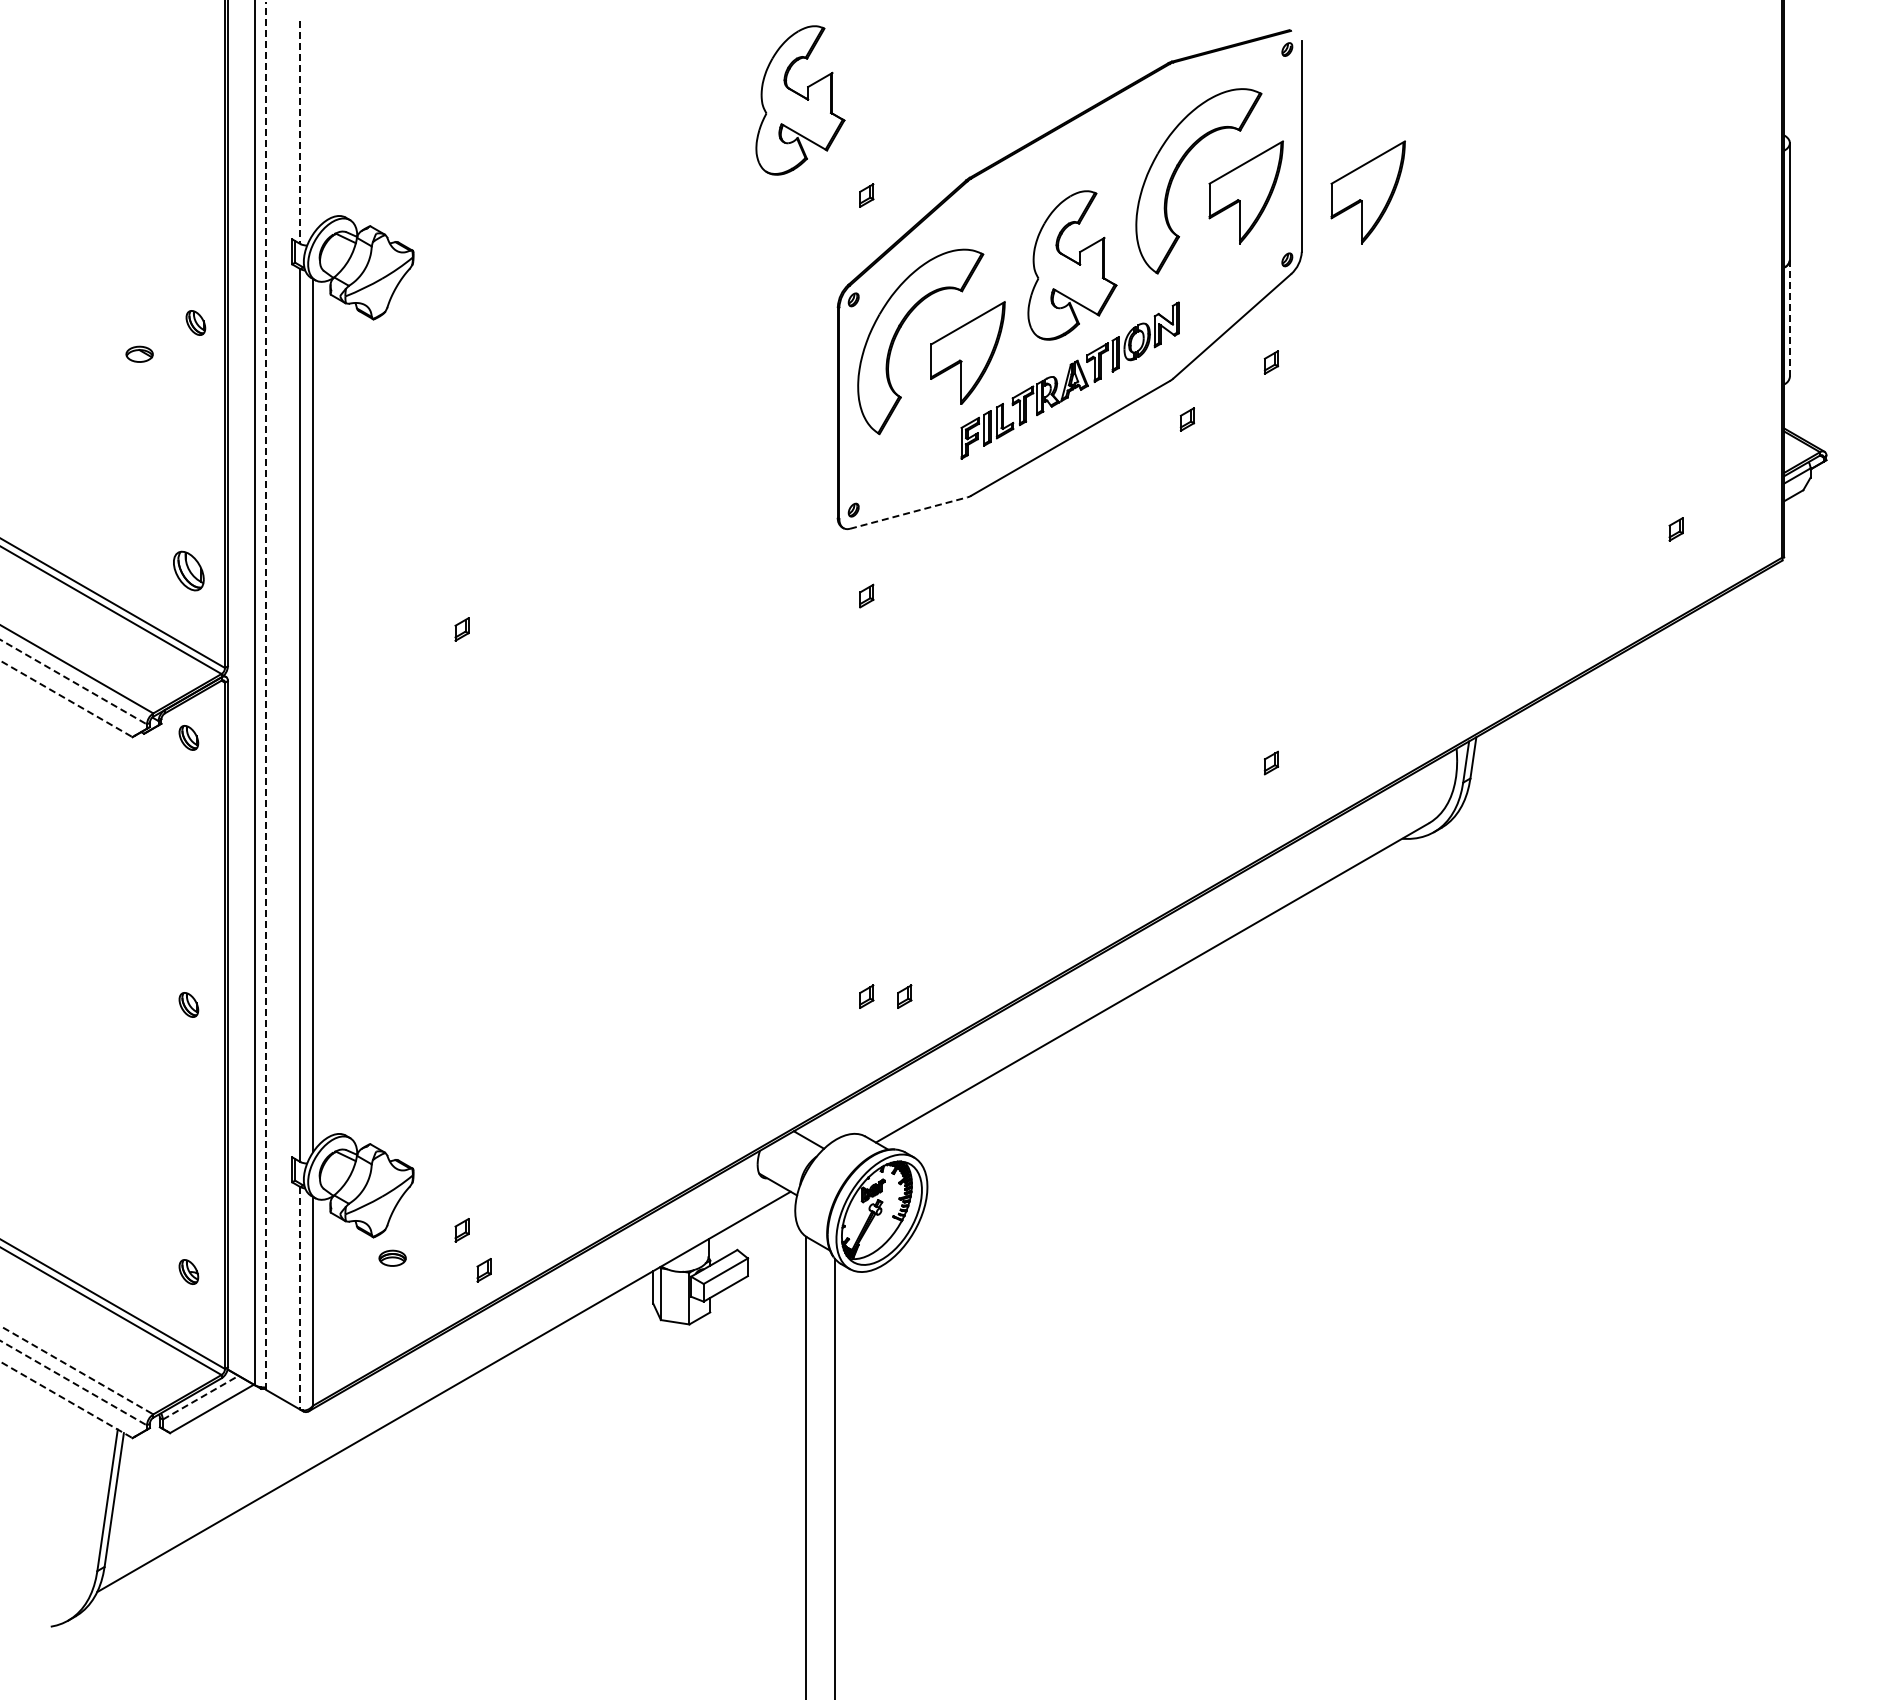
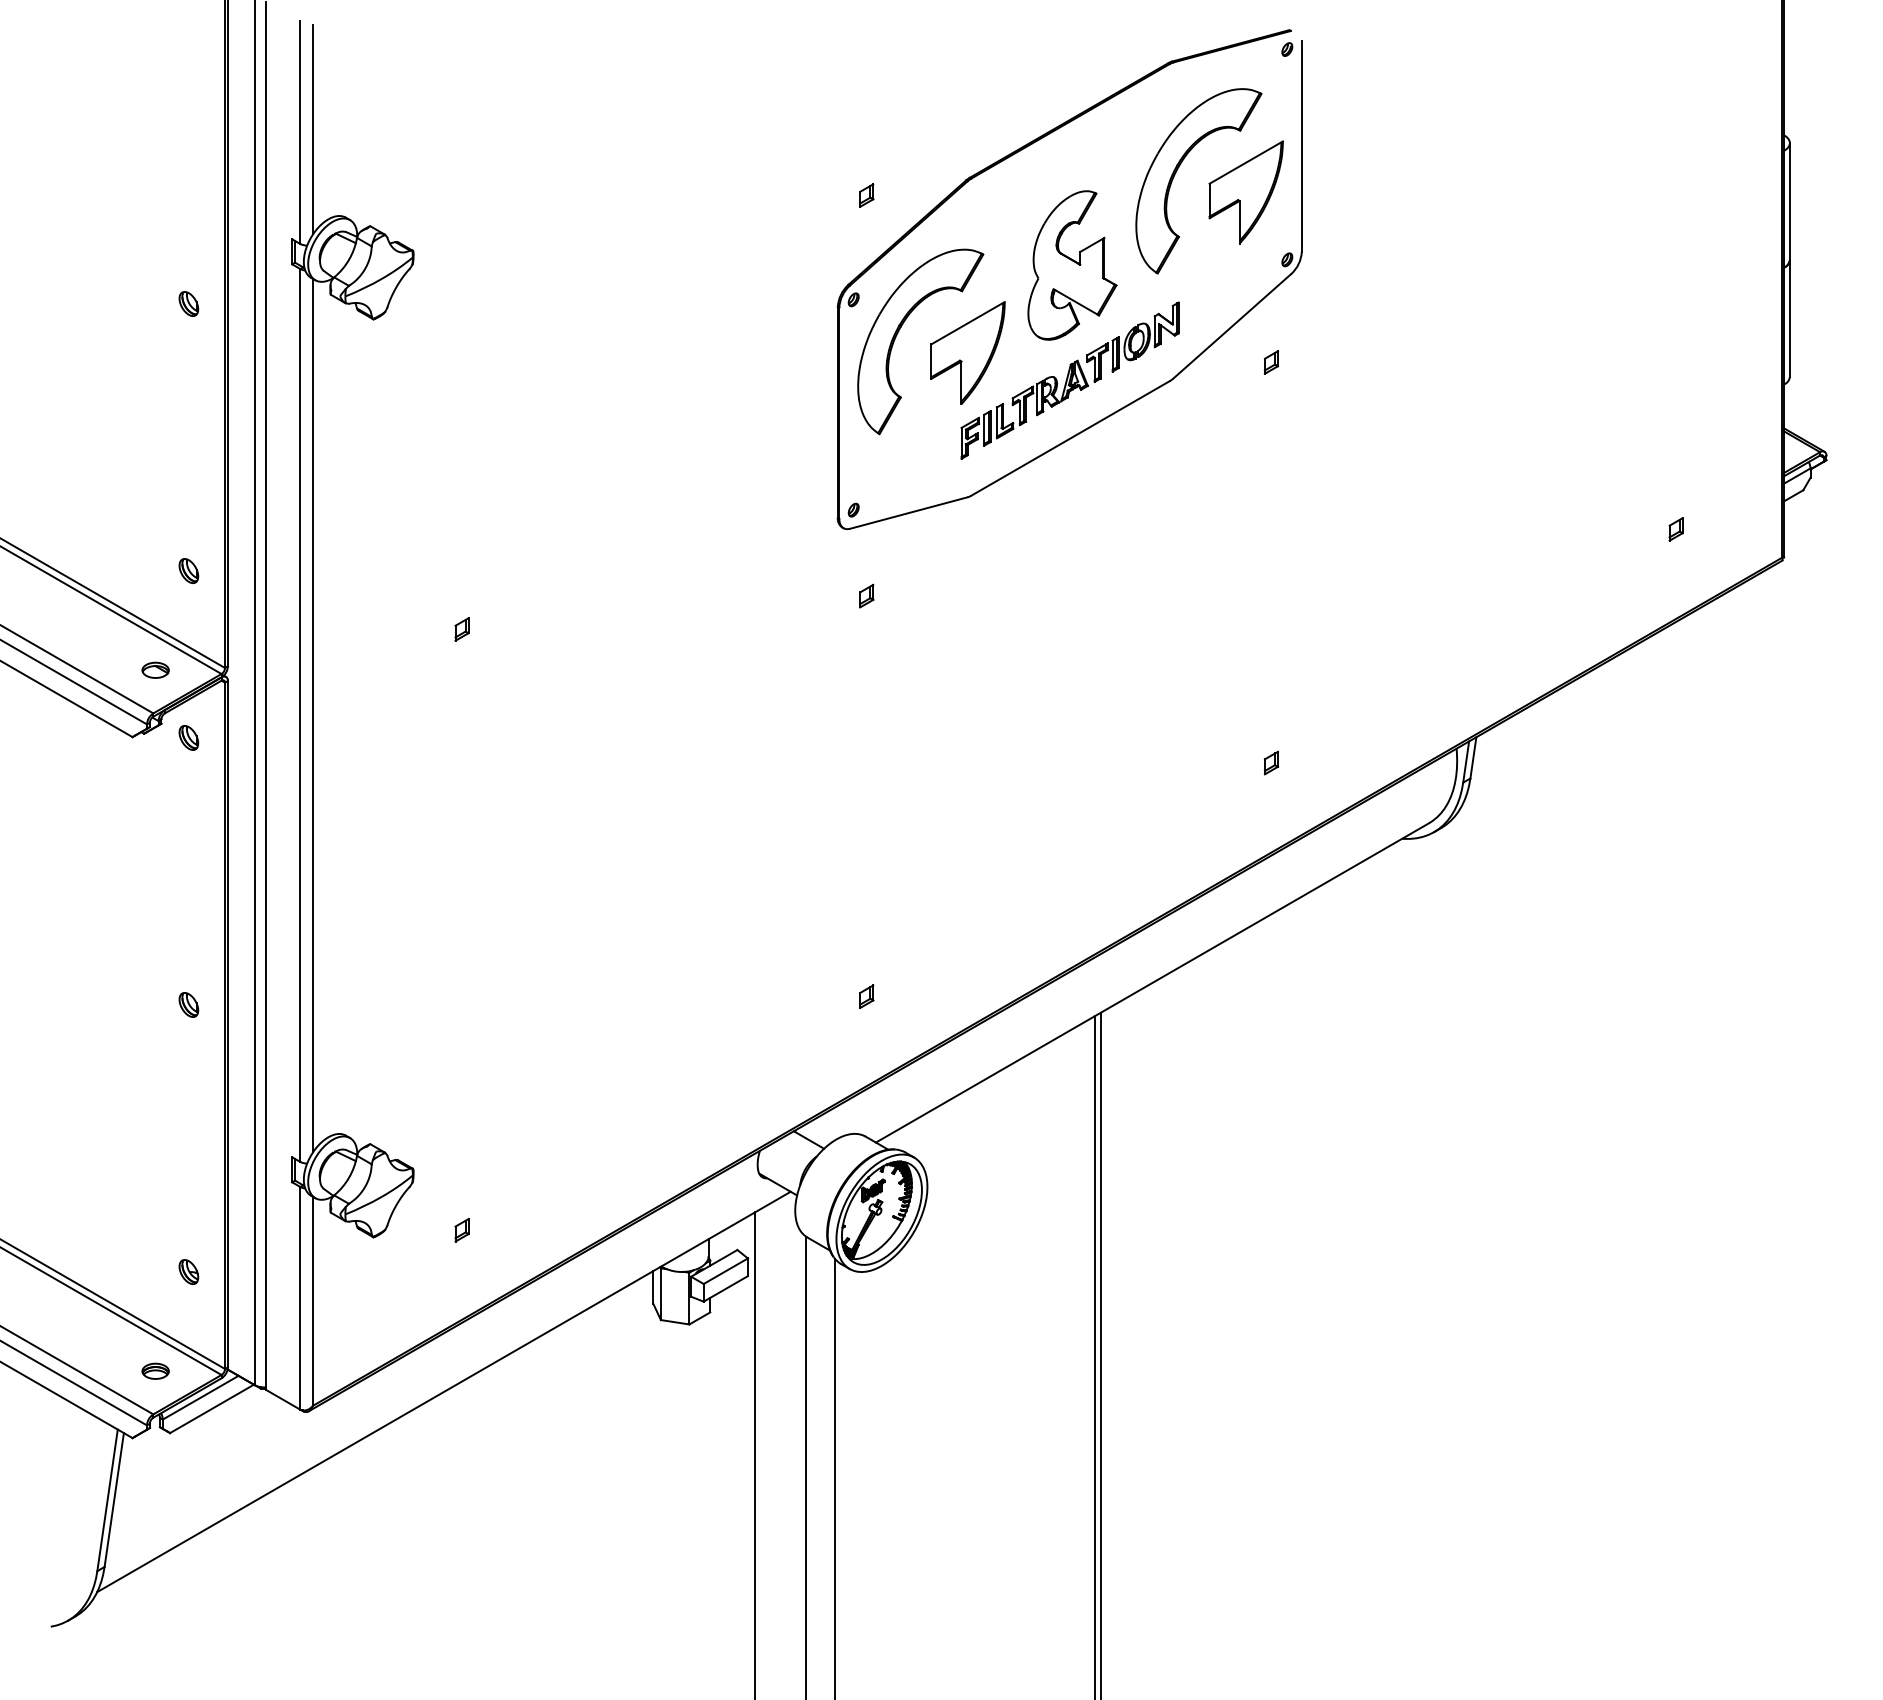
part: present -> none (800, 100)
line: none -> present (313, 129)
line: dashed -> solid (300, 133)
part: present -> none (1367, 192)
line: dashed -> solid (1789, 317)
part position: (195, 322) -> (188, 303) (188, 303)
part position: (139, 353) -> (155, 669) (155, 669)
part: present -> none (1187, 419)
line: dashed -> solid (908, 513)
part size: 32x42 px -> 22x26 px (188, 570)
line: dashed -> solid (74, 682)
line: dashed -> solid (266, 695)
line: dashed -> solid (66, 699)
part: present -> none (904, 996)
part position: (392, 1257) -> (155, 1370) (155, 1370)
part: present -> none (483, 1270)
line: dashed -> solid (300, 1298)
line: none -> present (1101, 1354)
line: none -> present (1095, 1356)
line: dashed -> solid (77, 1370)
line: dashed -> solid (74, 1383)
line: dashed -> solid (200, 1397)
line: dashed -> solid (66, 1400)
line: none -> present (755, 1454)
